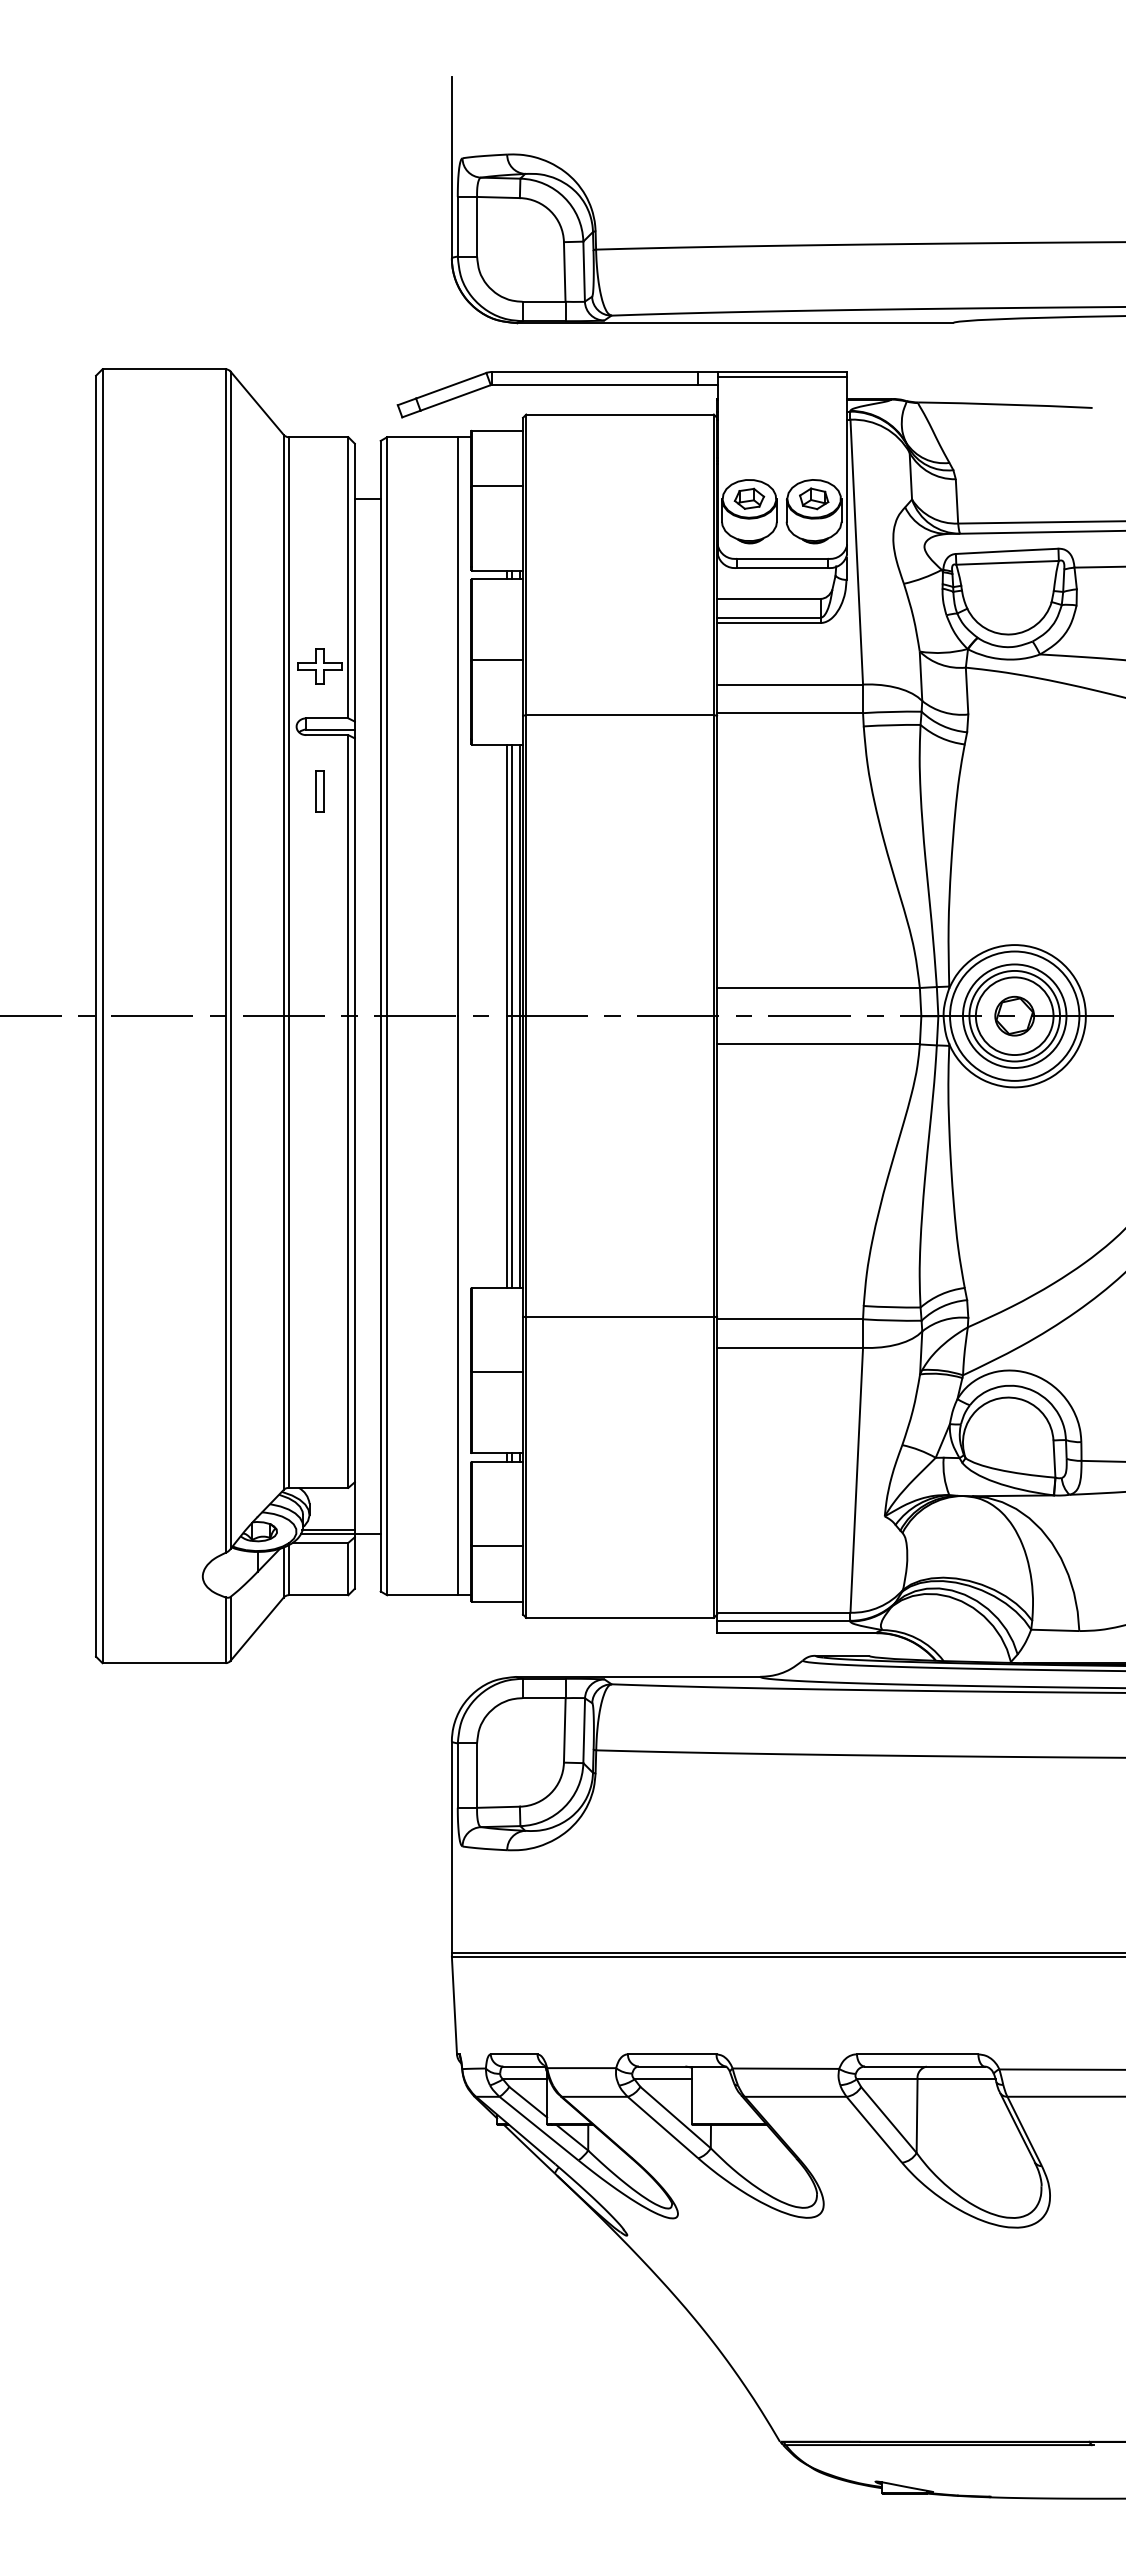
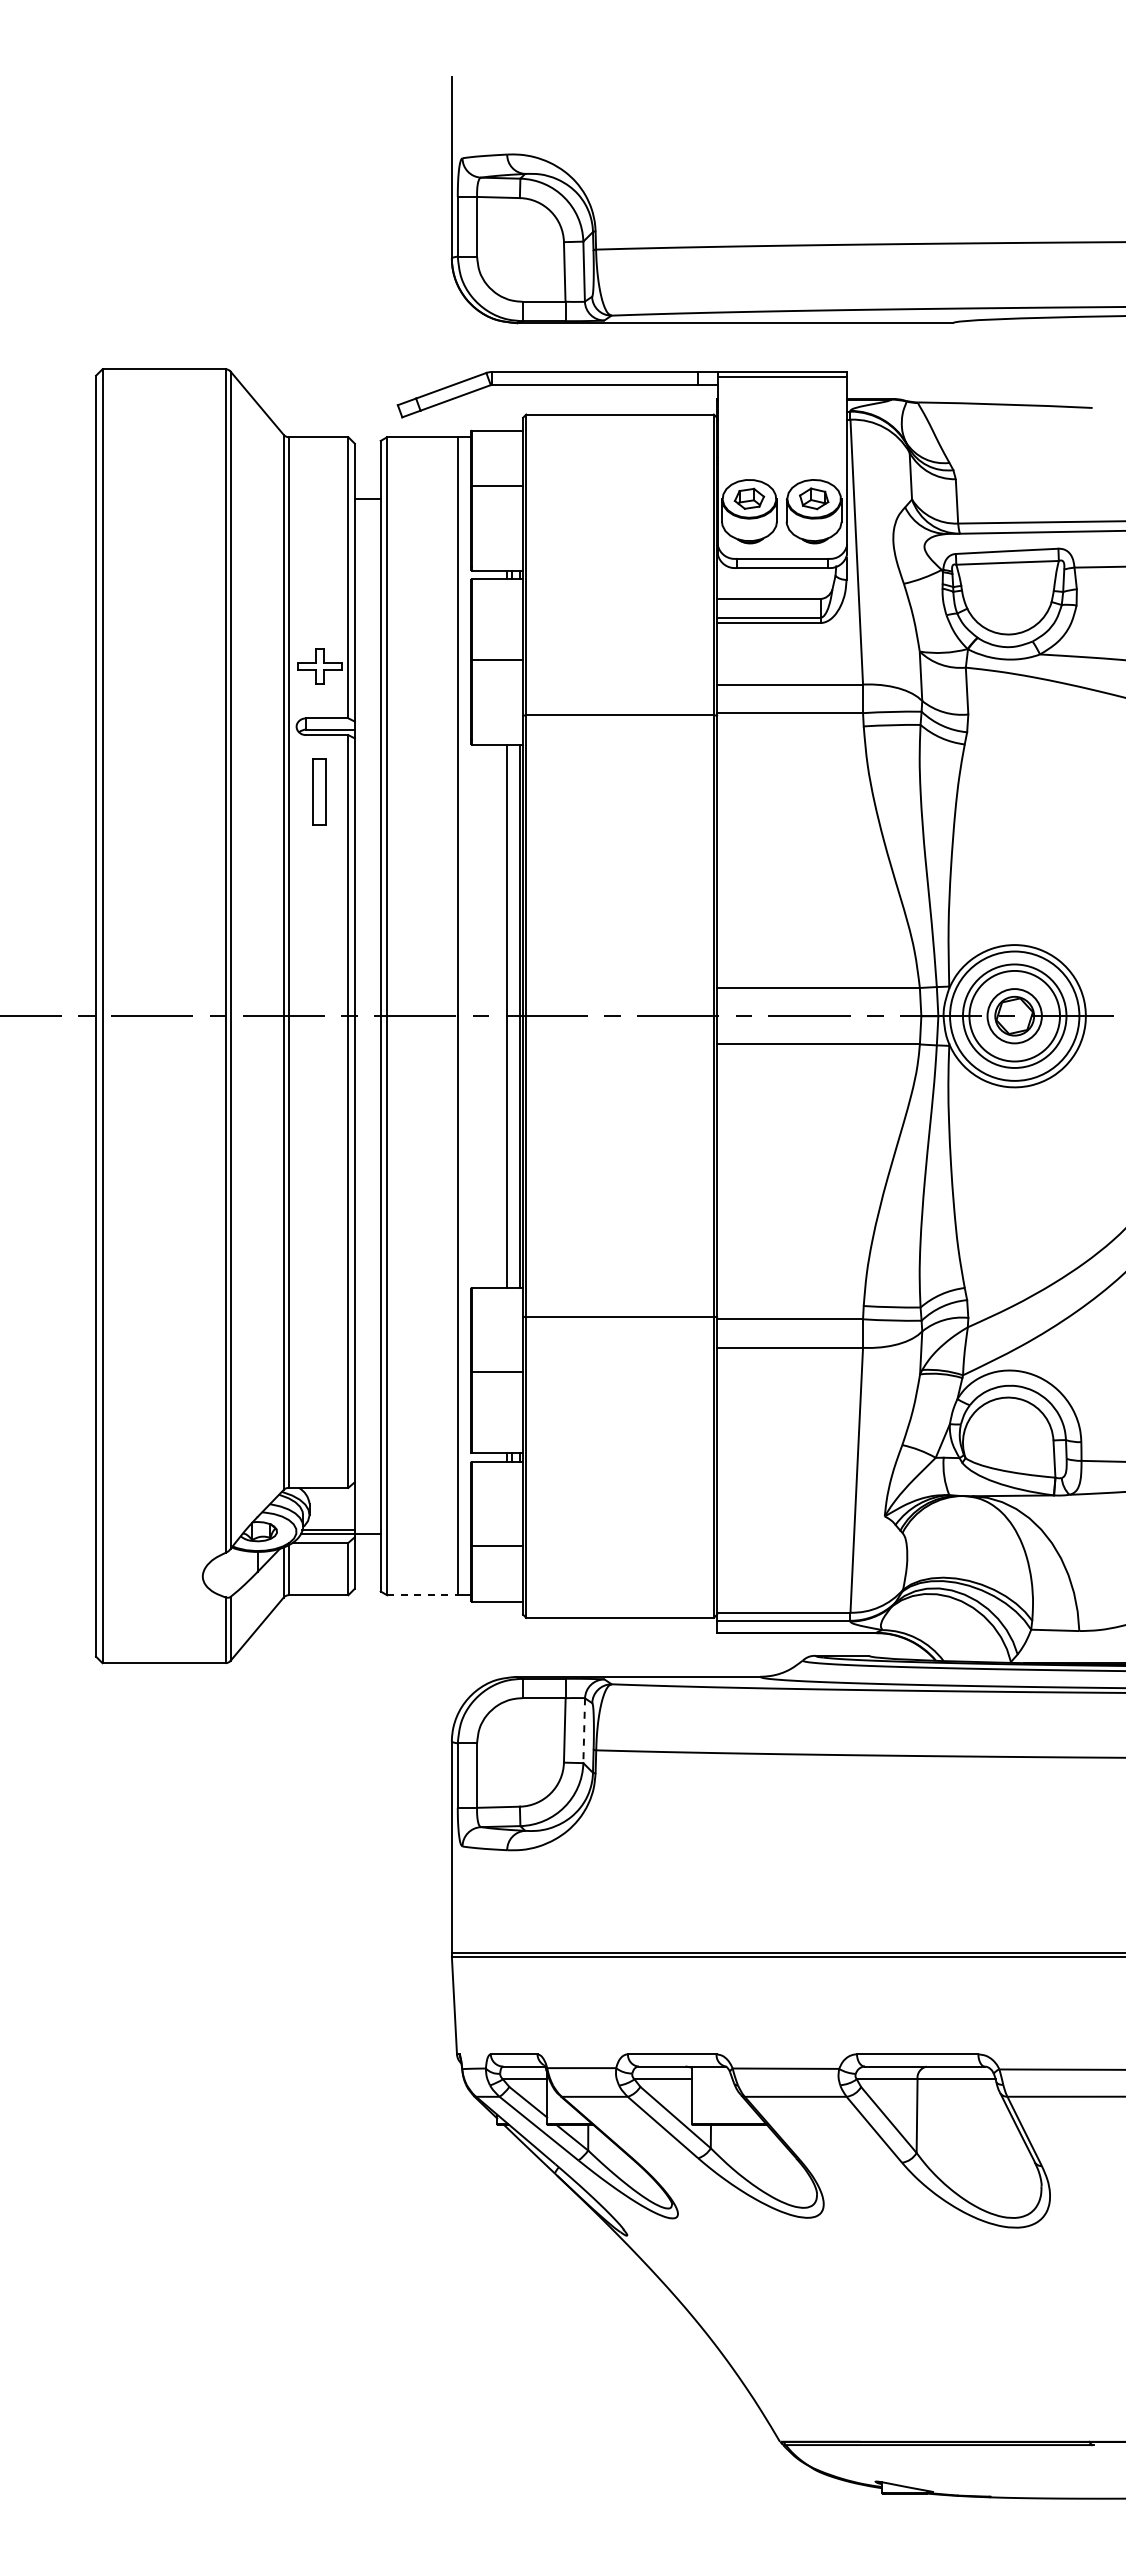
part size: 10x43 px -> 15x68 px (319, 791)
line: present -> none (512, 1015)
circle diameter: 78 px -> 54 px (1014, 1016)
line: solid -> dashed (422, 1595)
line: solid -> dashed (584, 1731)
